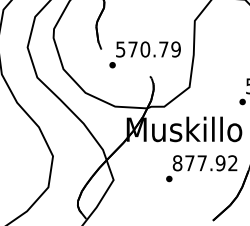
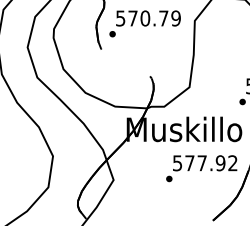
text position: (144, 54) -> (144, 23) (144, 23)
text: 877.92 -> 577.92 (177, 163)
